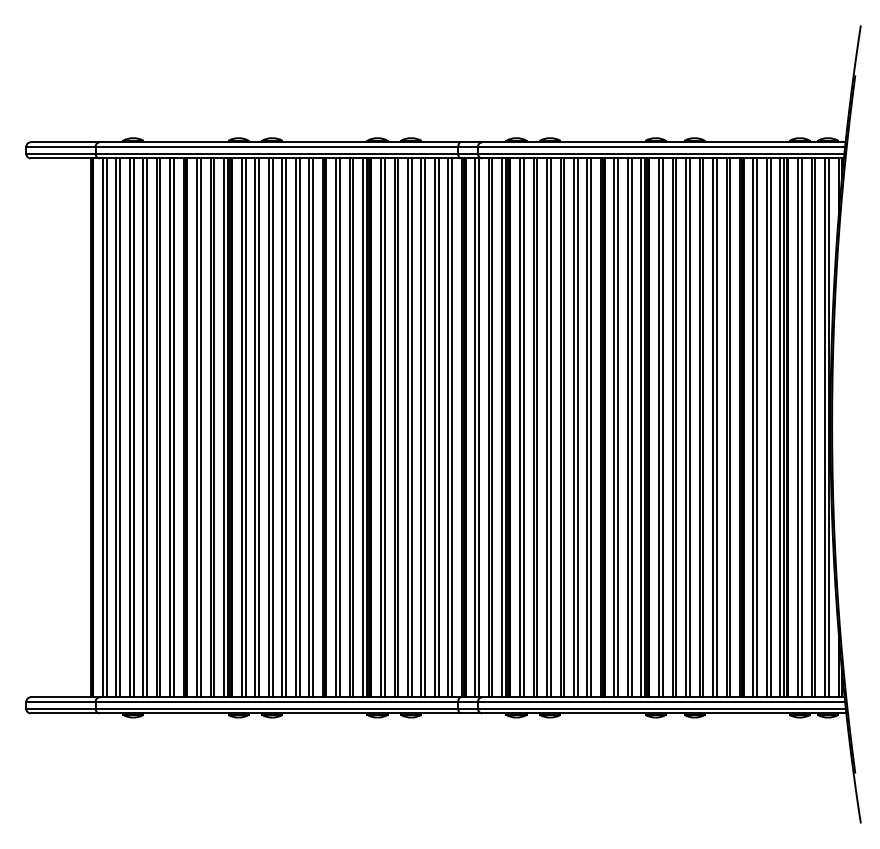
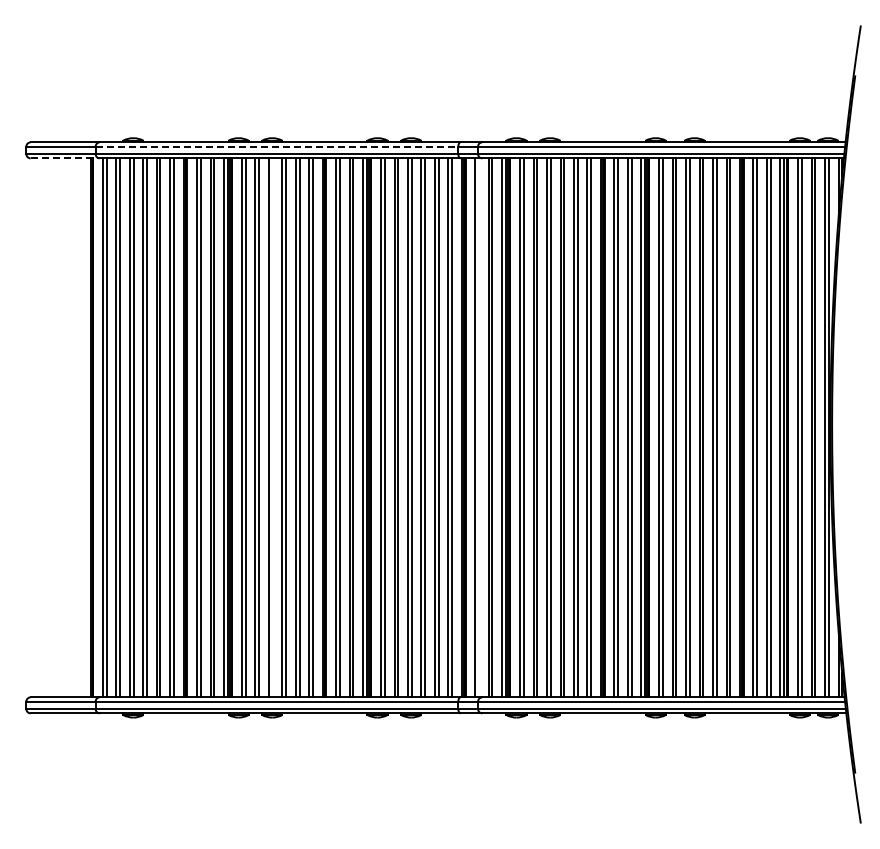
line: solid -> dashed (277, 146)
line: solid -> dashed (65, 158)
line: present -> none (272, 427)
line: present -> none (478, 427)
